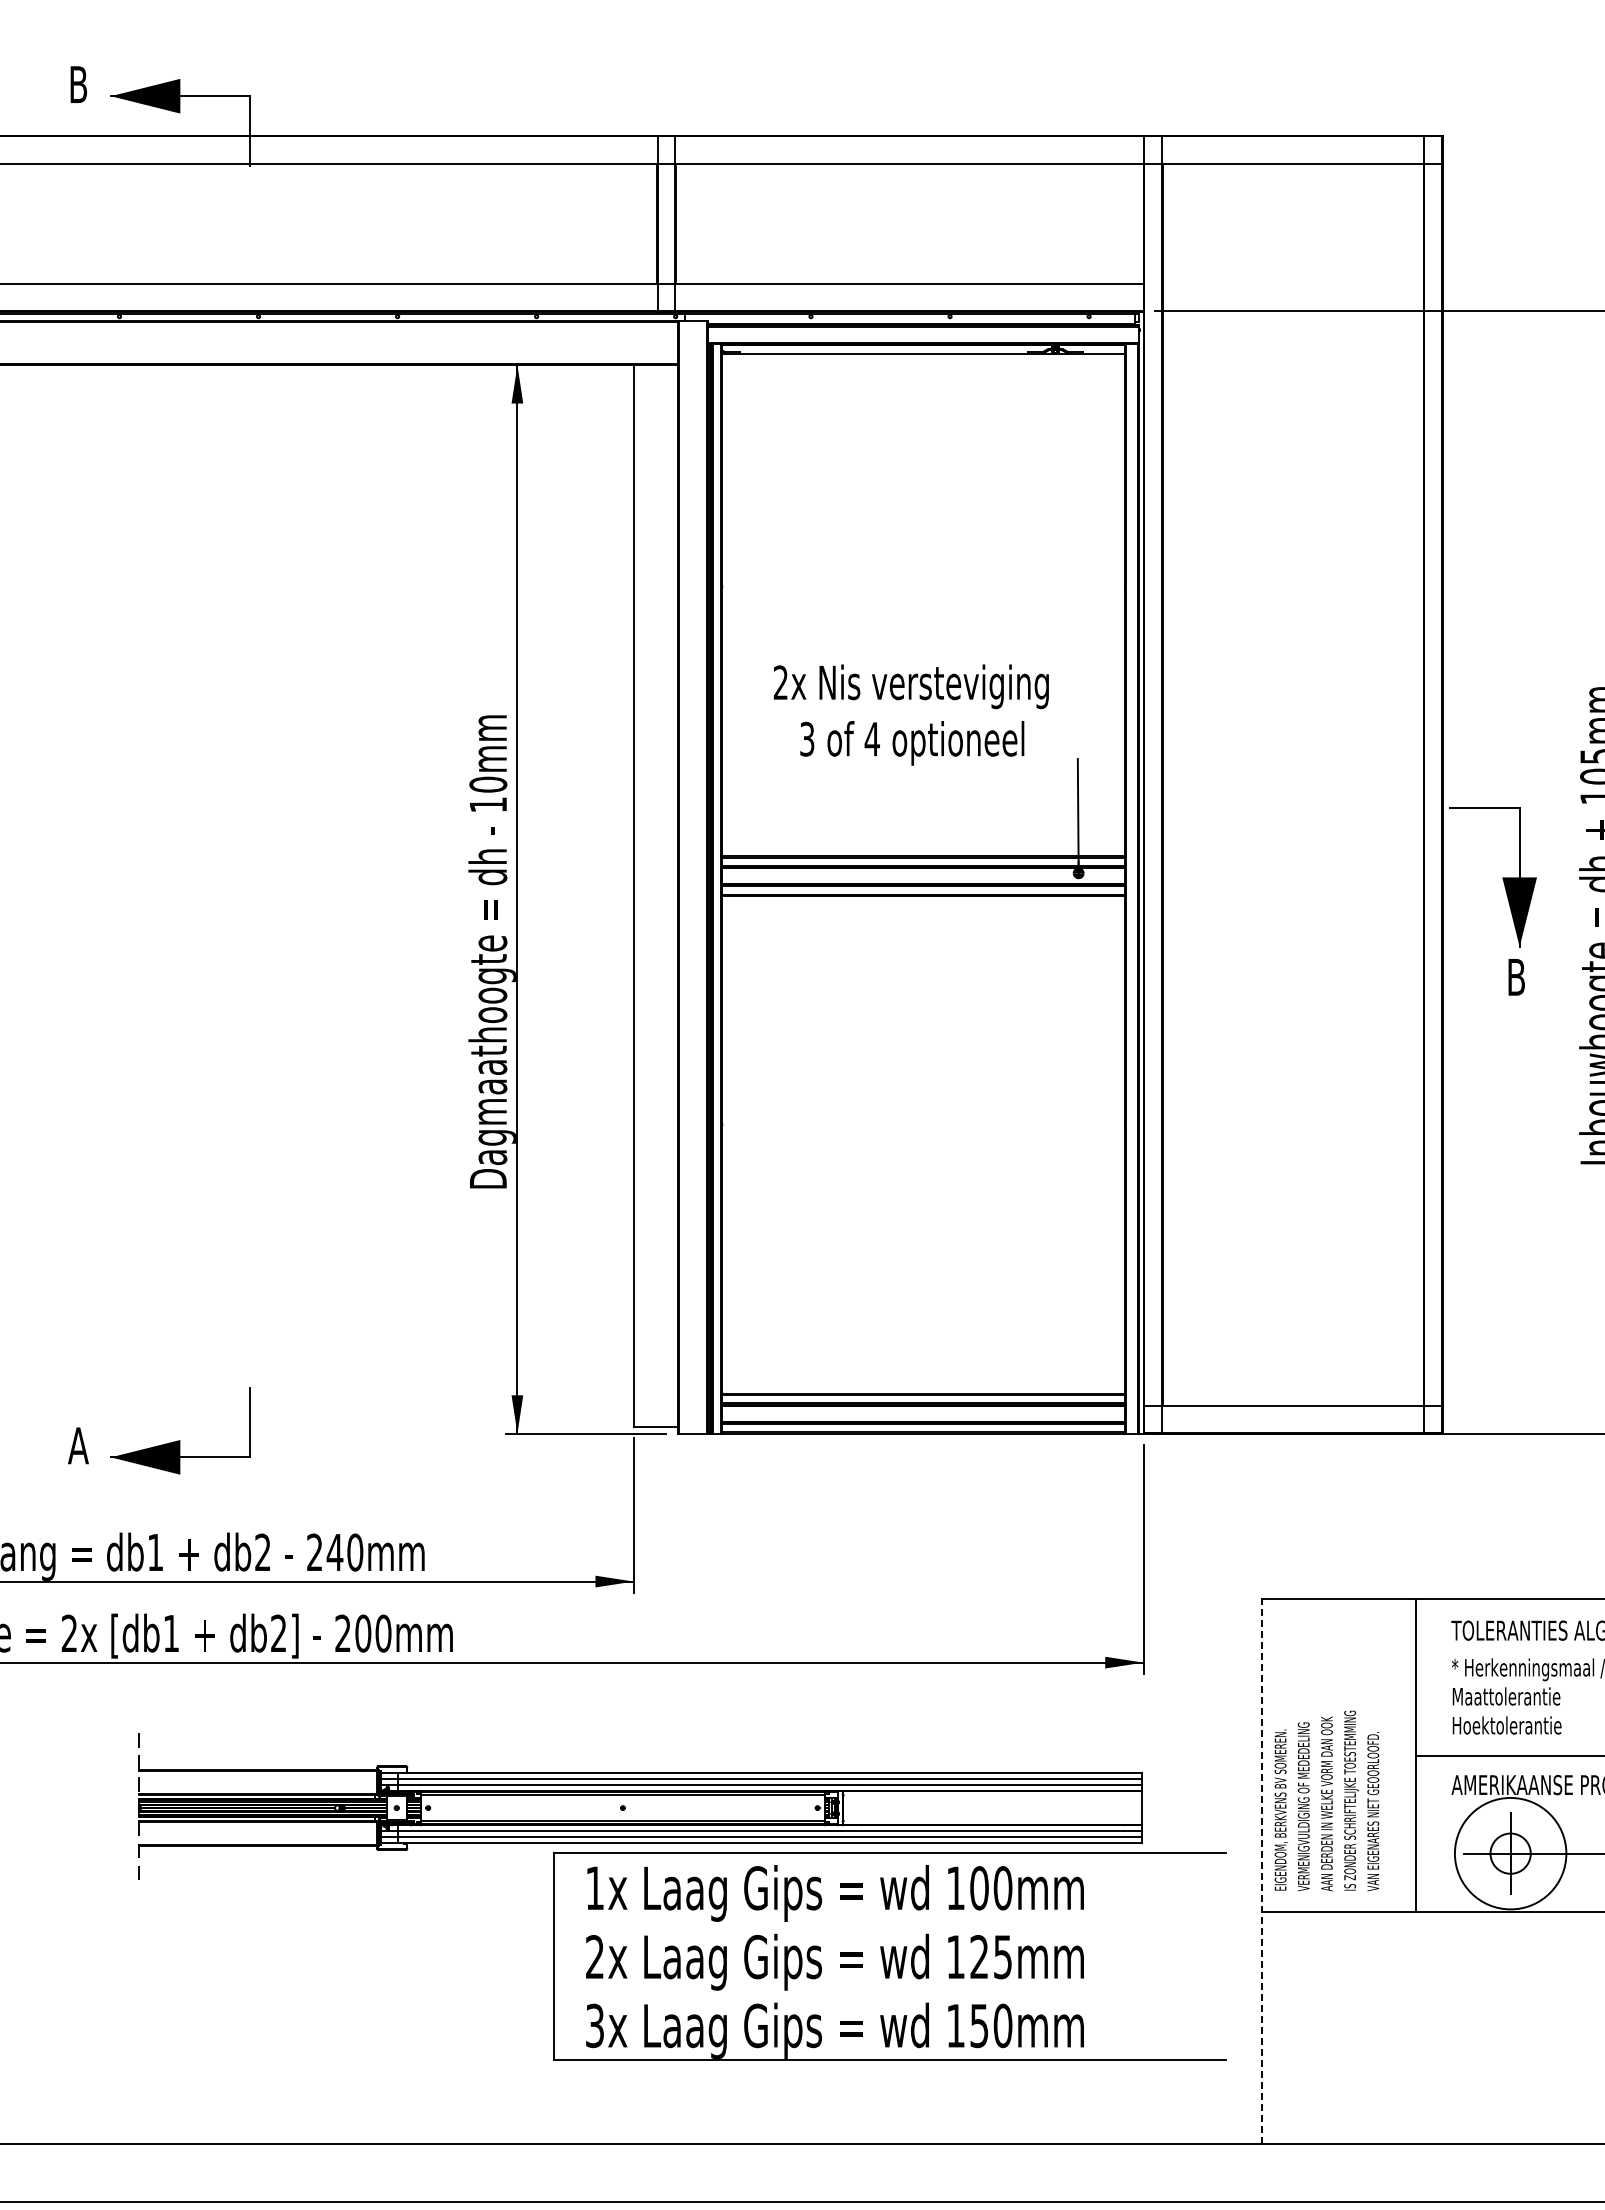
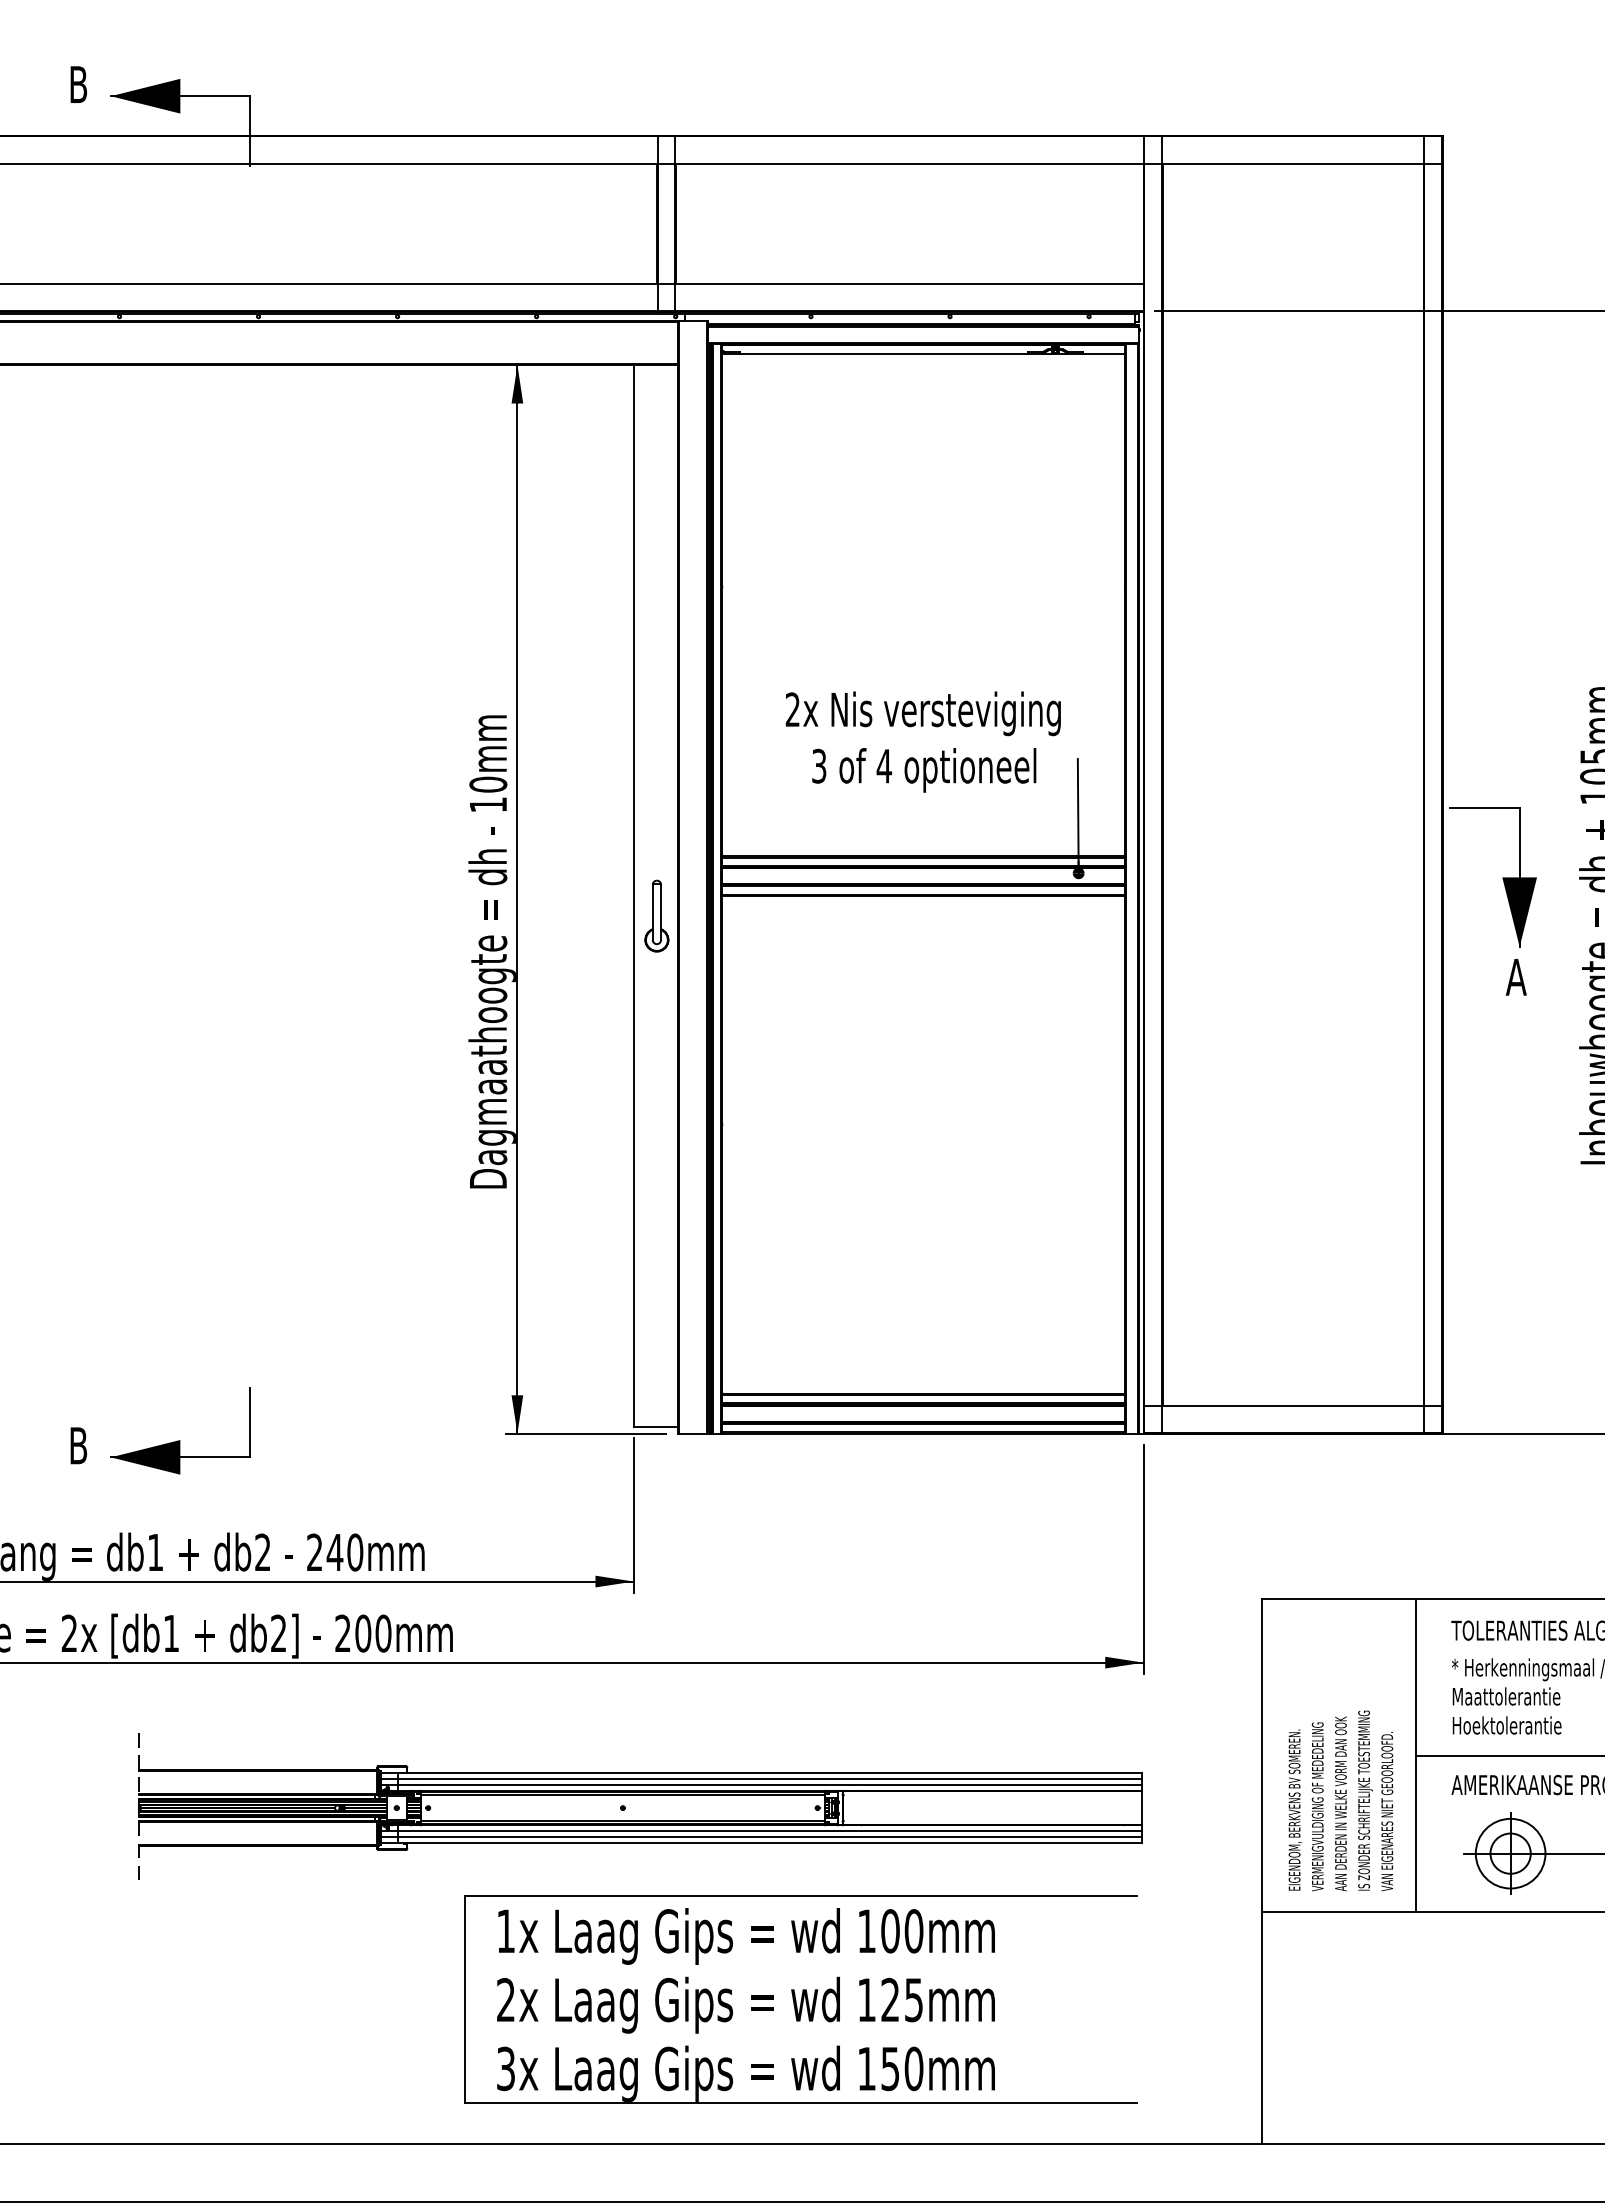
text position: (910, 714) -> (922, 741) (922, 741)
part: none -> present (656, 915)
text: B -> A (1515, 977)
text: A -> B (78, 1445)
text position: (1326, 1800) -> (1340, 1800) (1340, 1800)
circle diameter: 111 px -> 70 px (1510, 1853)
line: dashed -> solid (1262, 1870)
part position: (889, 1956) -> (800, 1999) (800, 1999)
